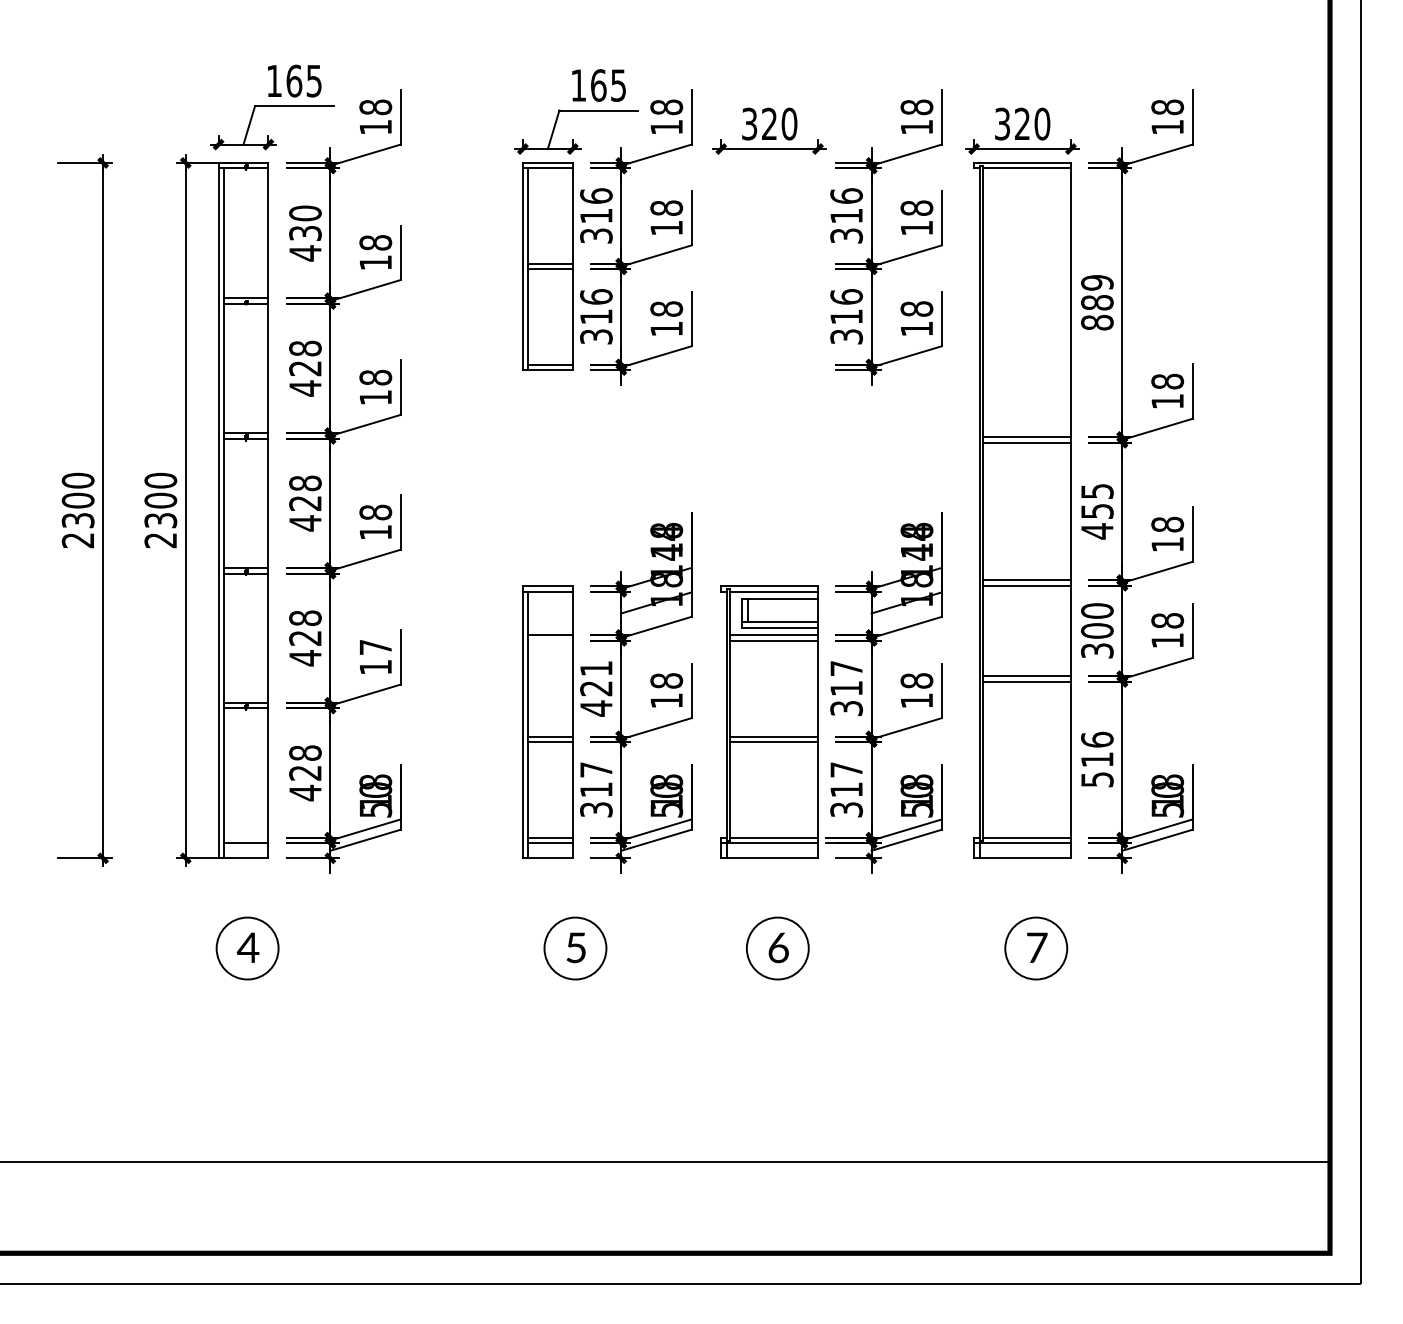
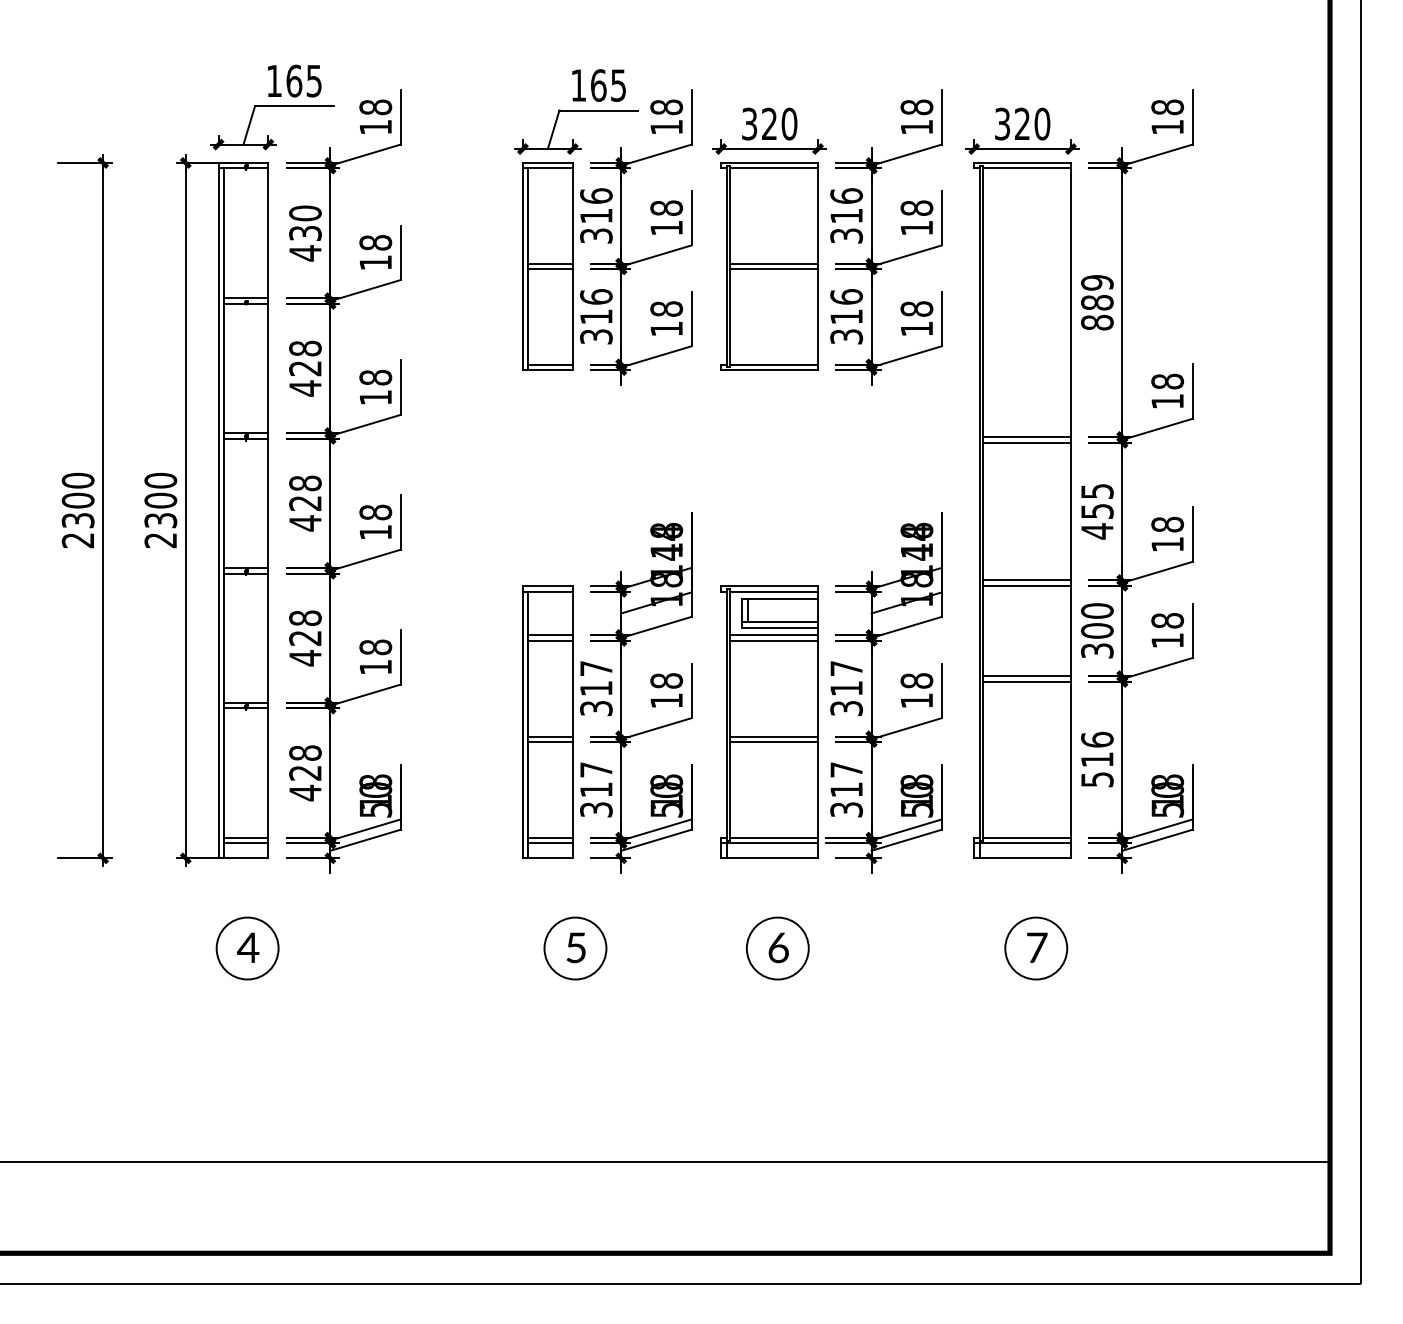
part: none -> present (769, 266)
line: none -> present (550, 640)
text: 17 -> 18 (375, 647)
text: 421 -> 317 (596, 688)
line: none -> present (246, 837)
